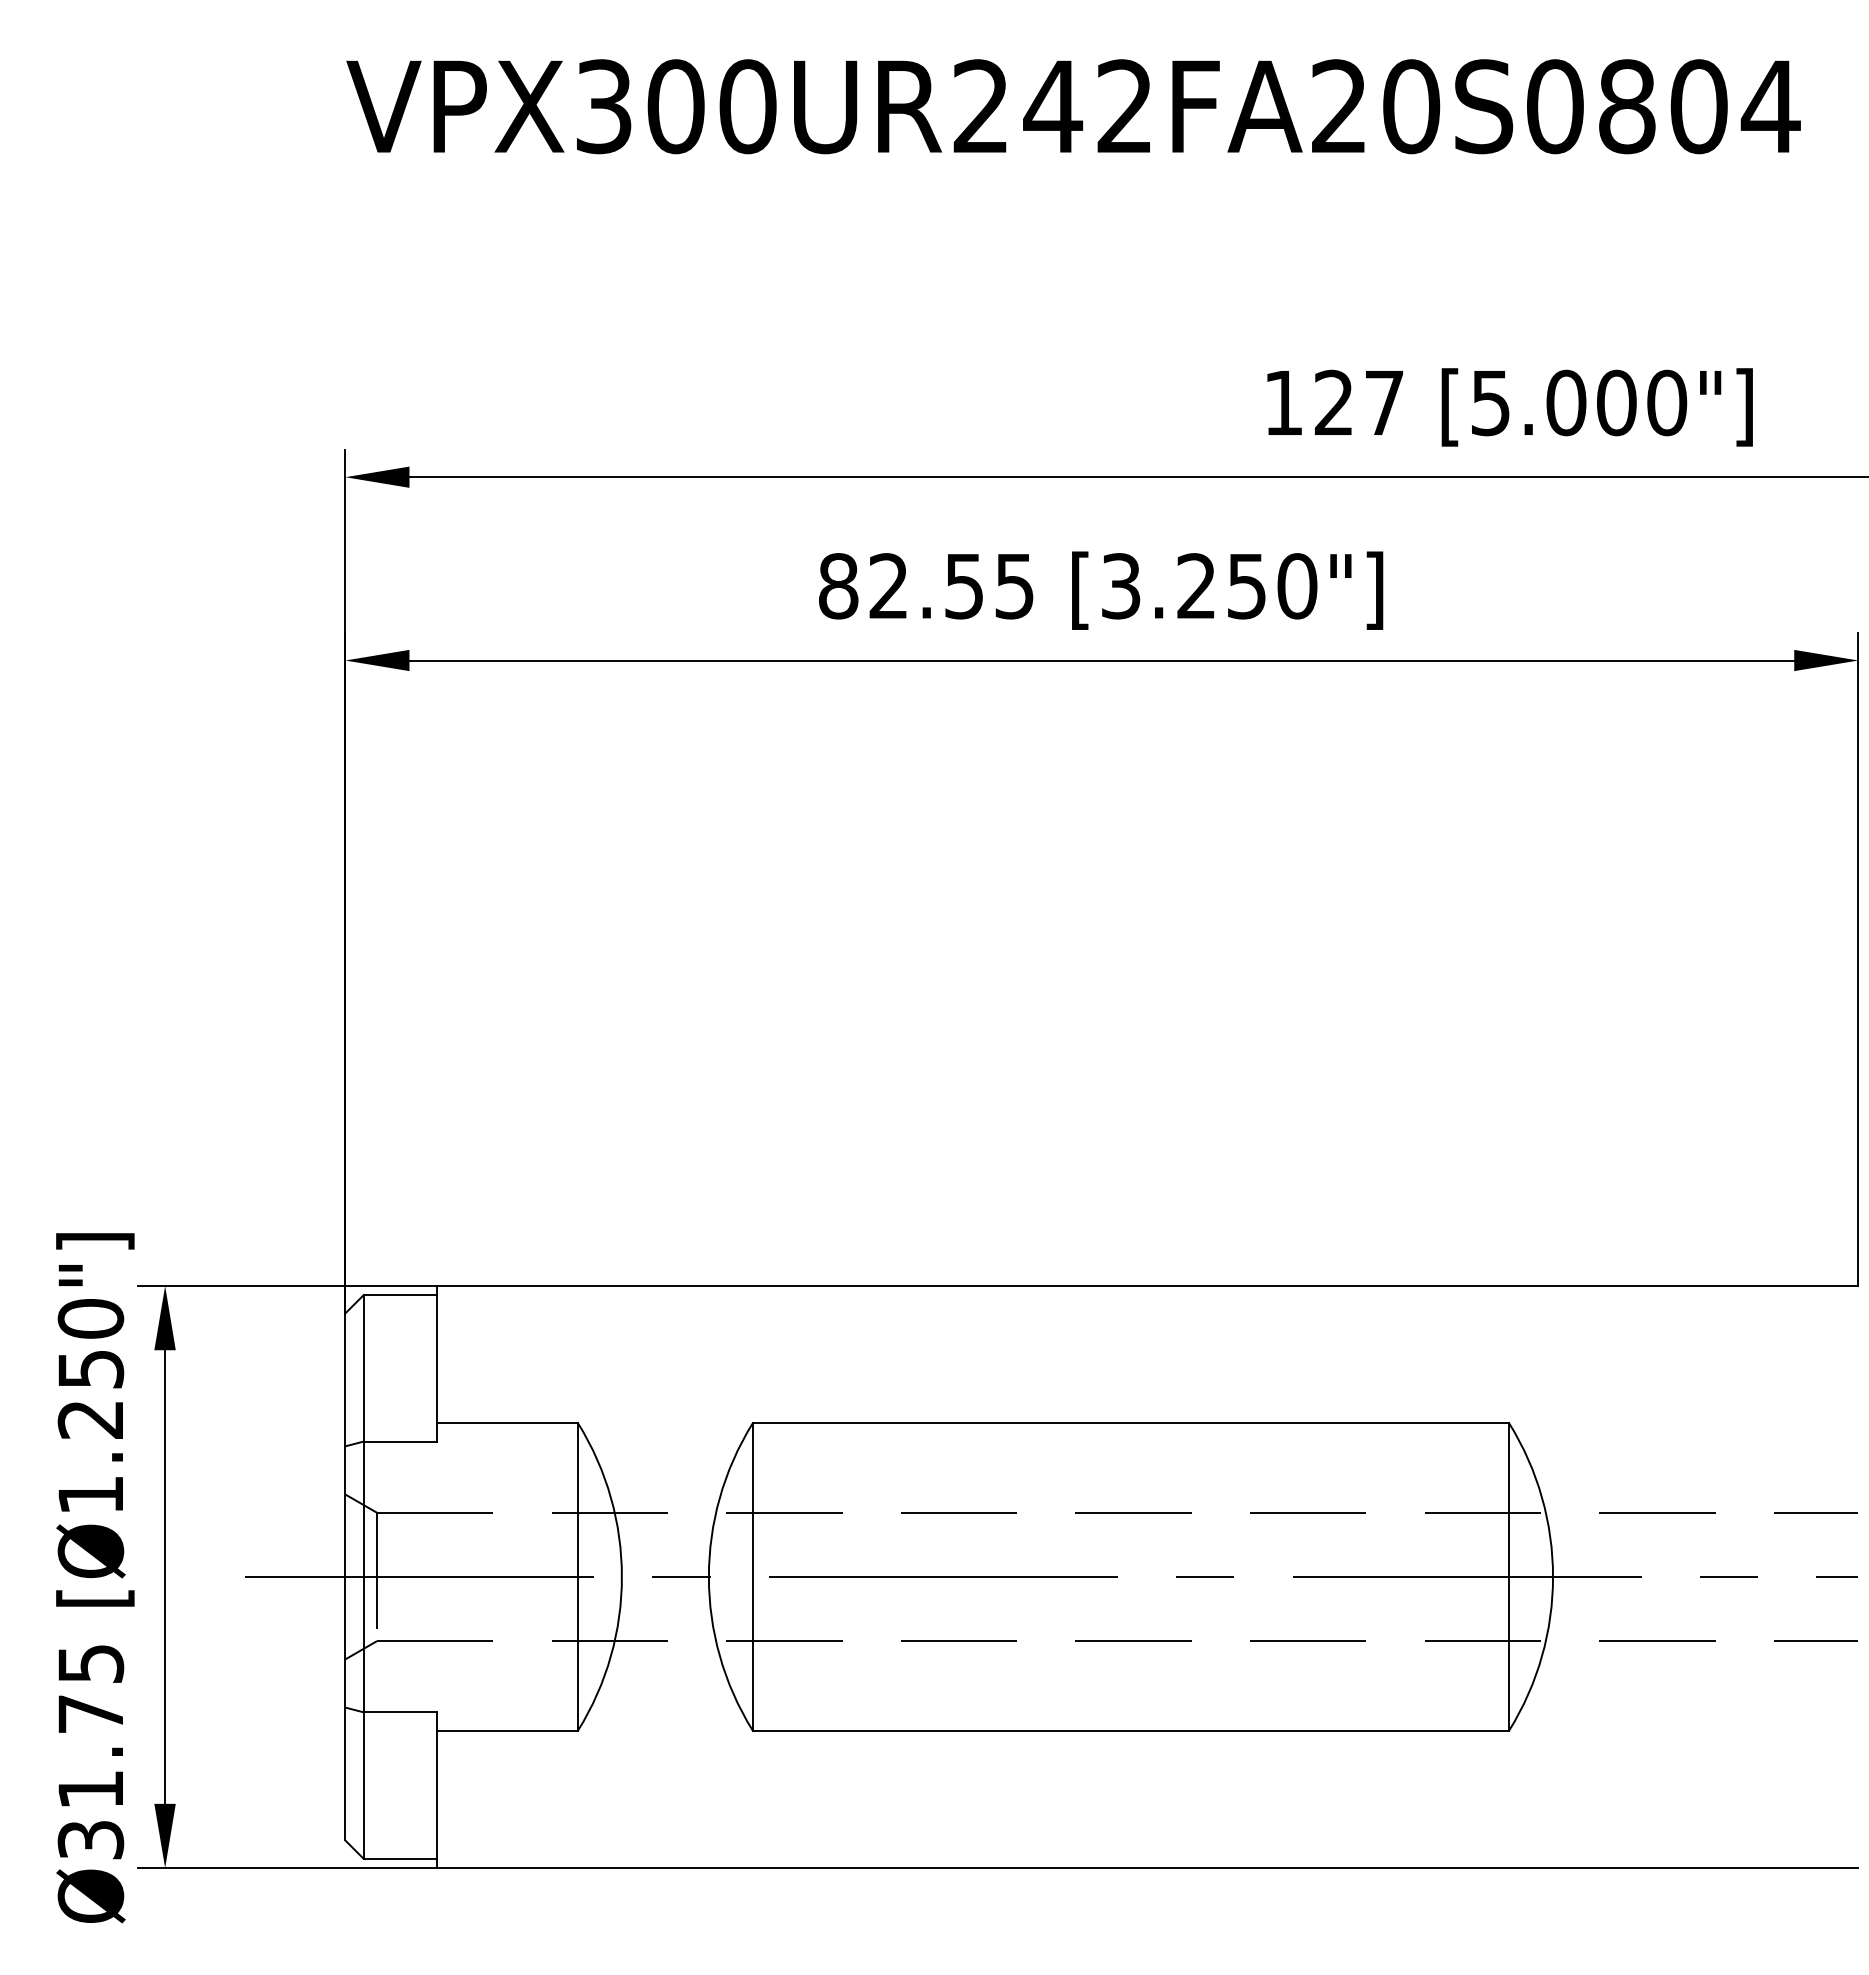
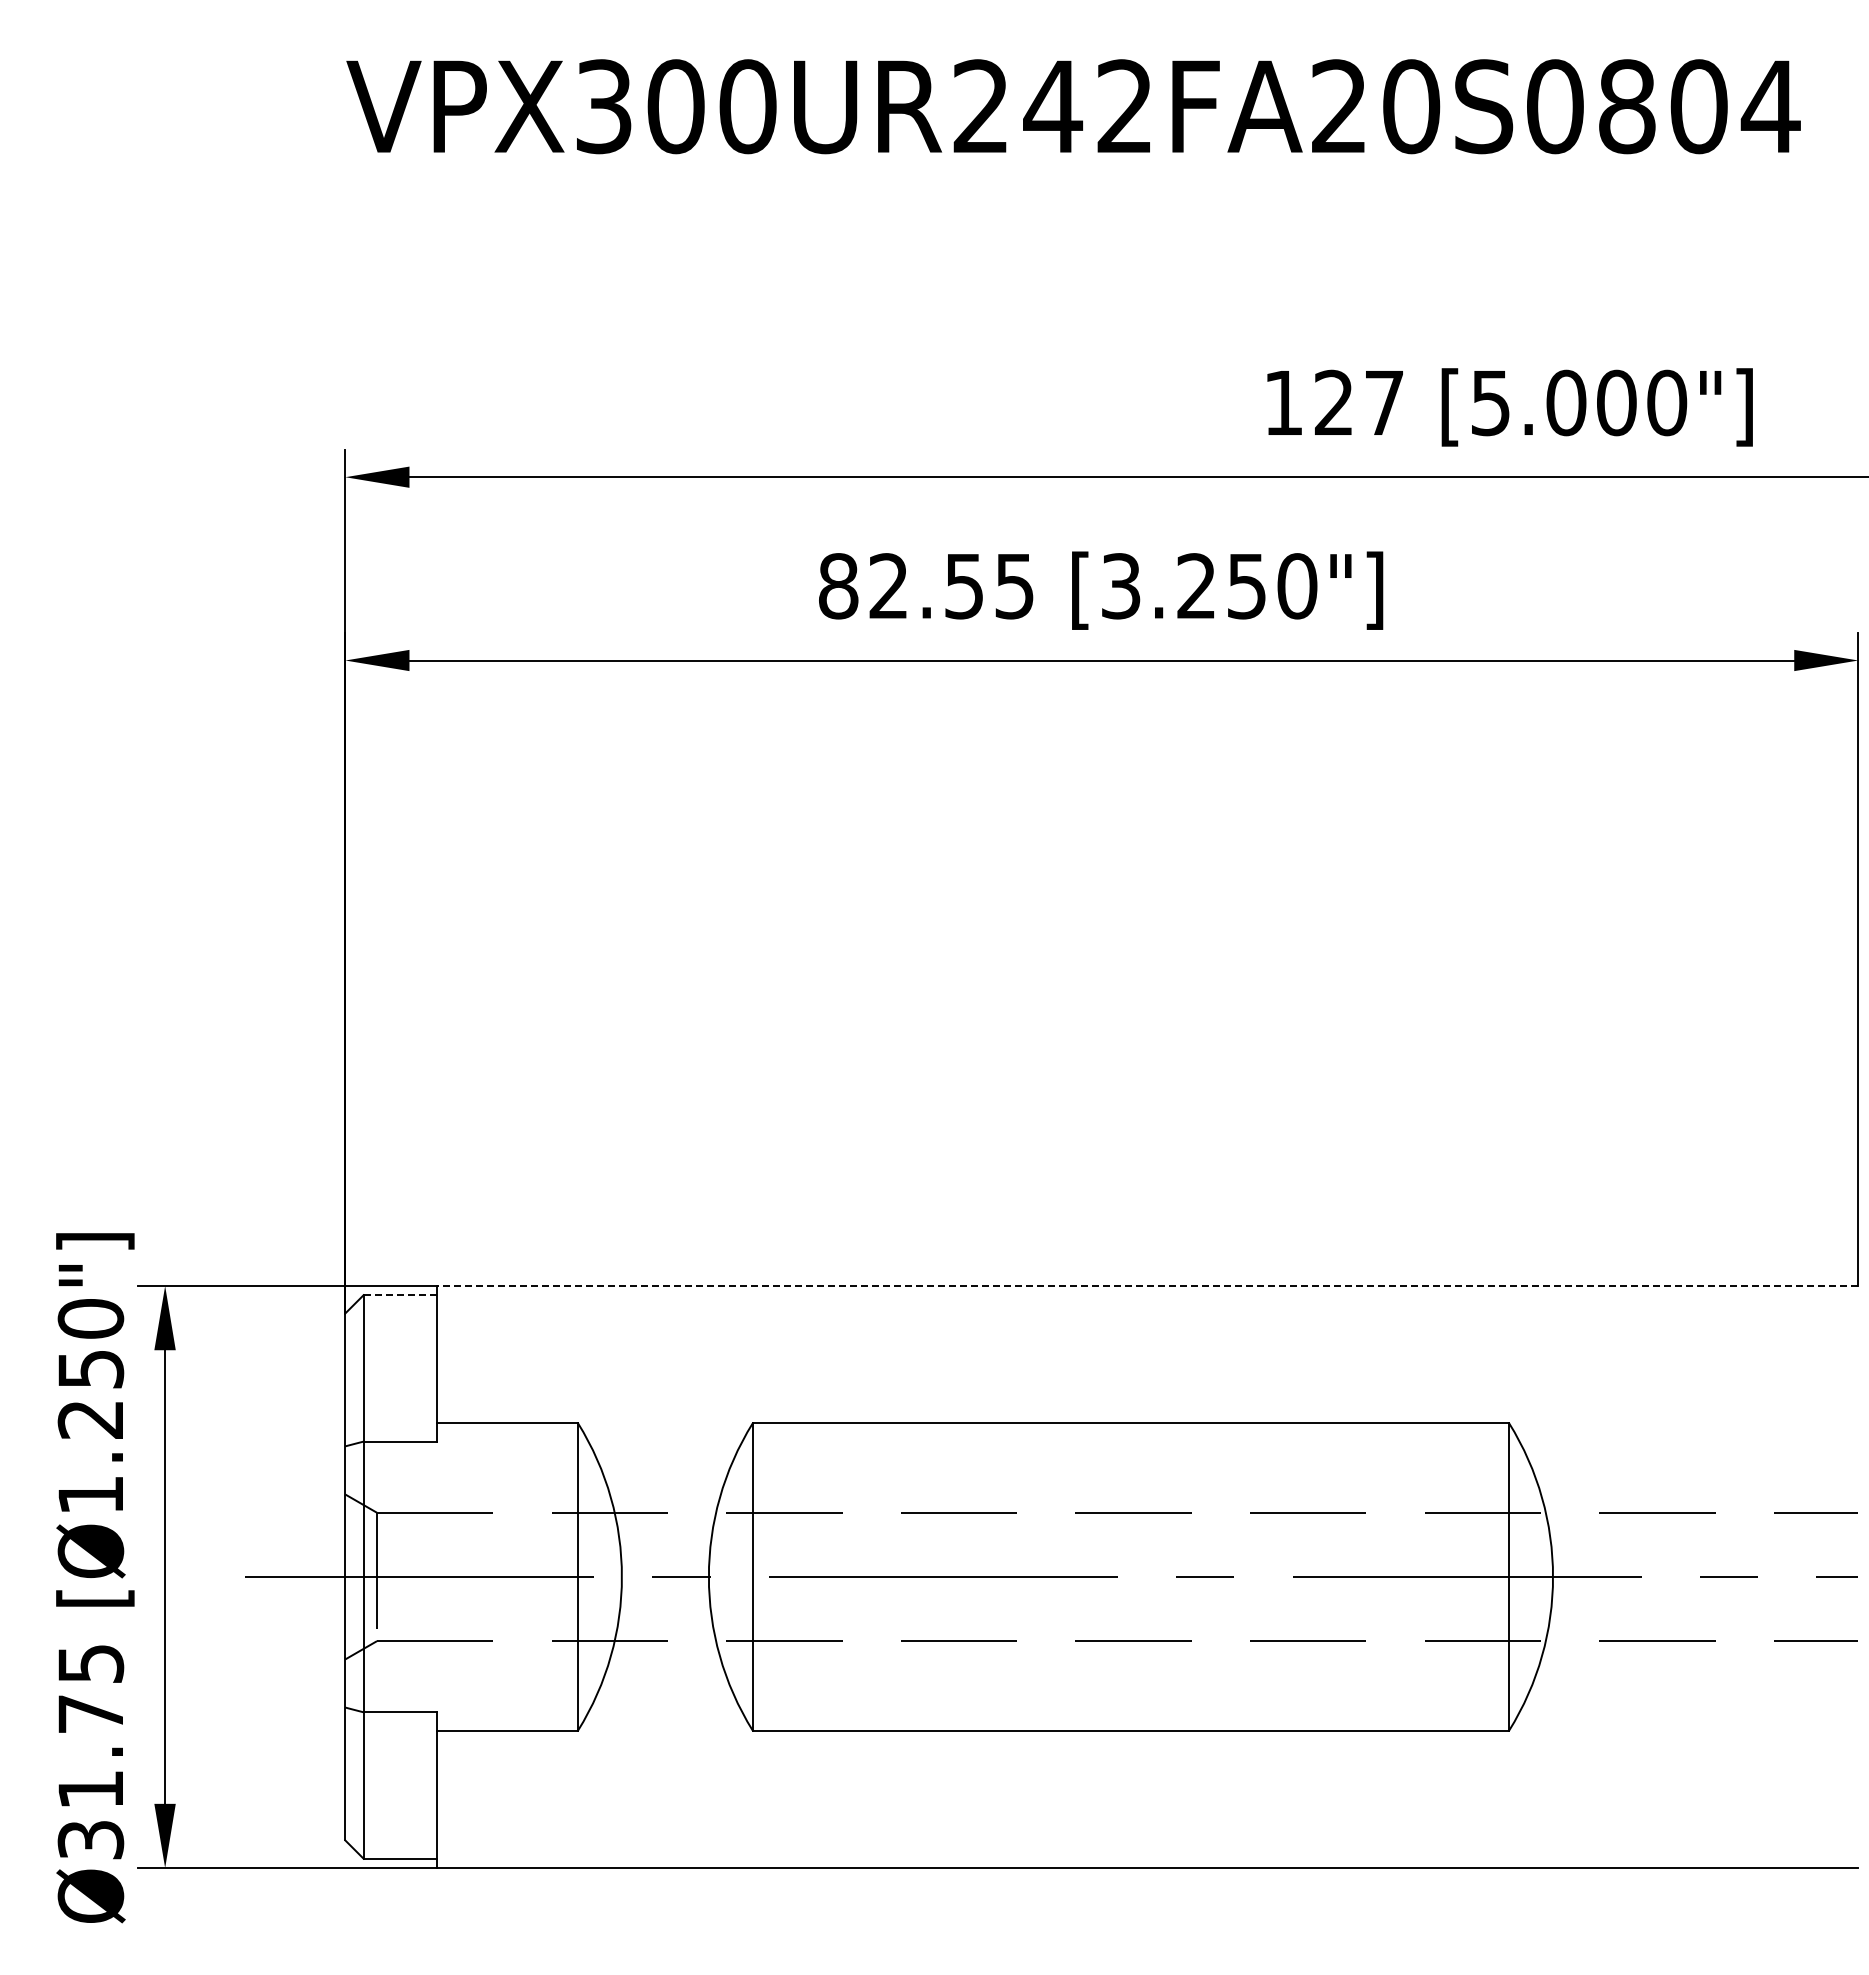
line: solid -> dashed (1147, 1285)
line: solid -> dashed (400, 1295)
